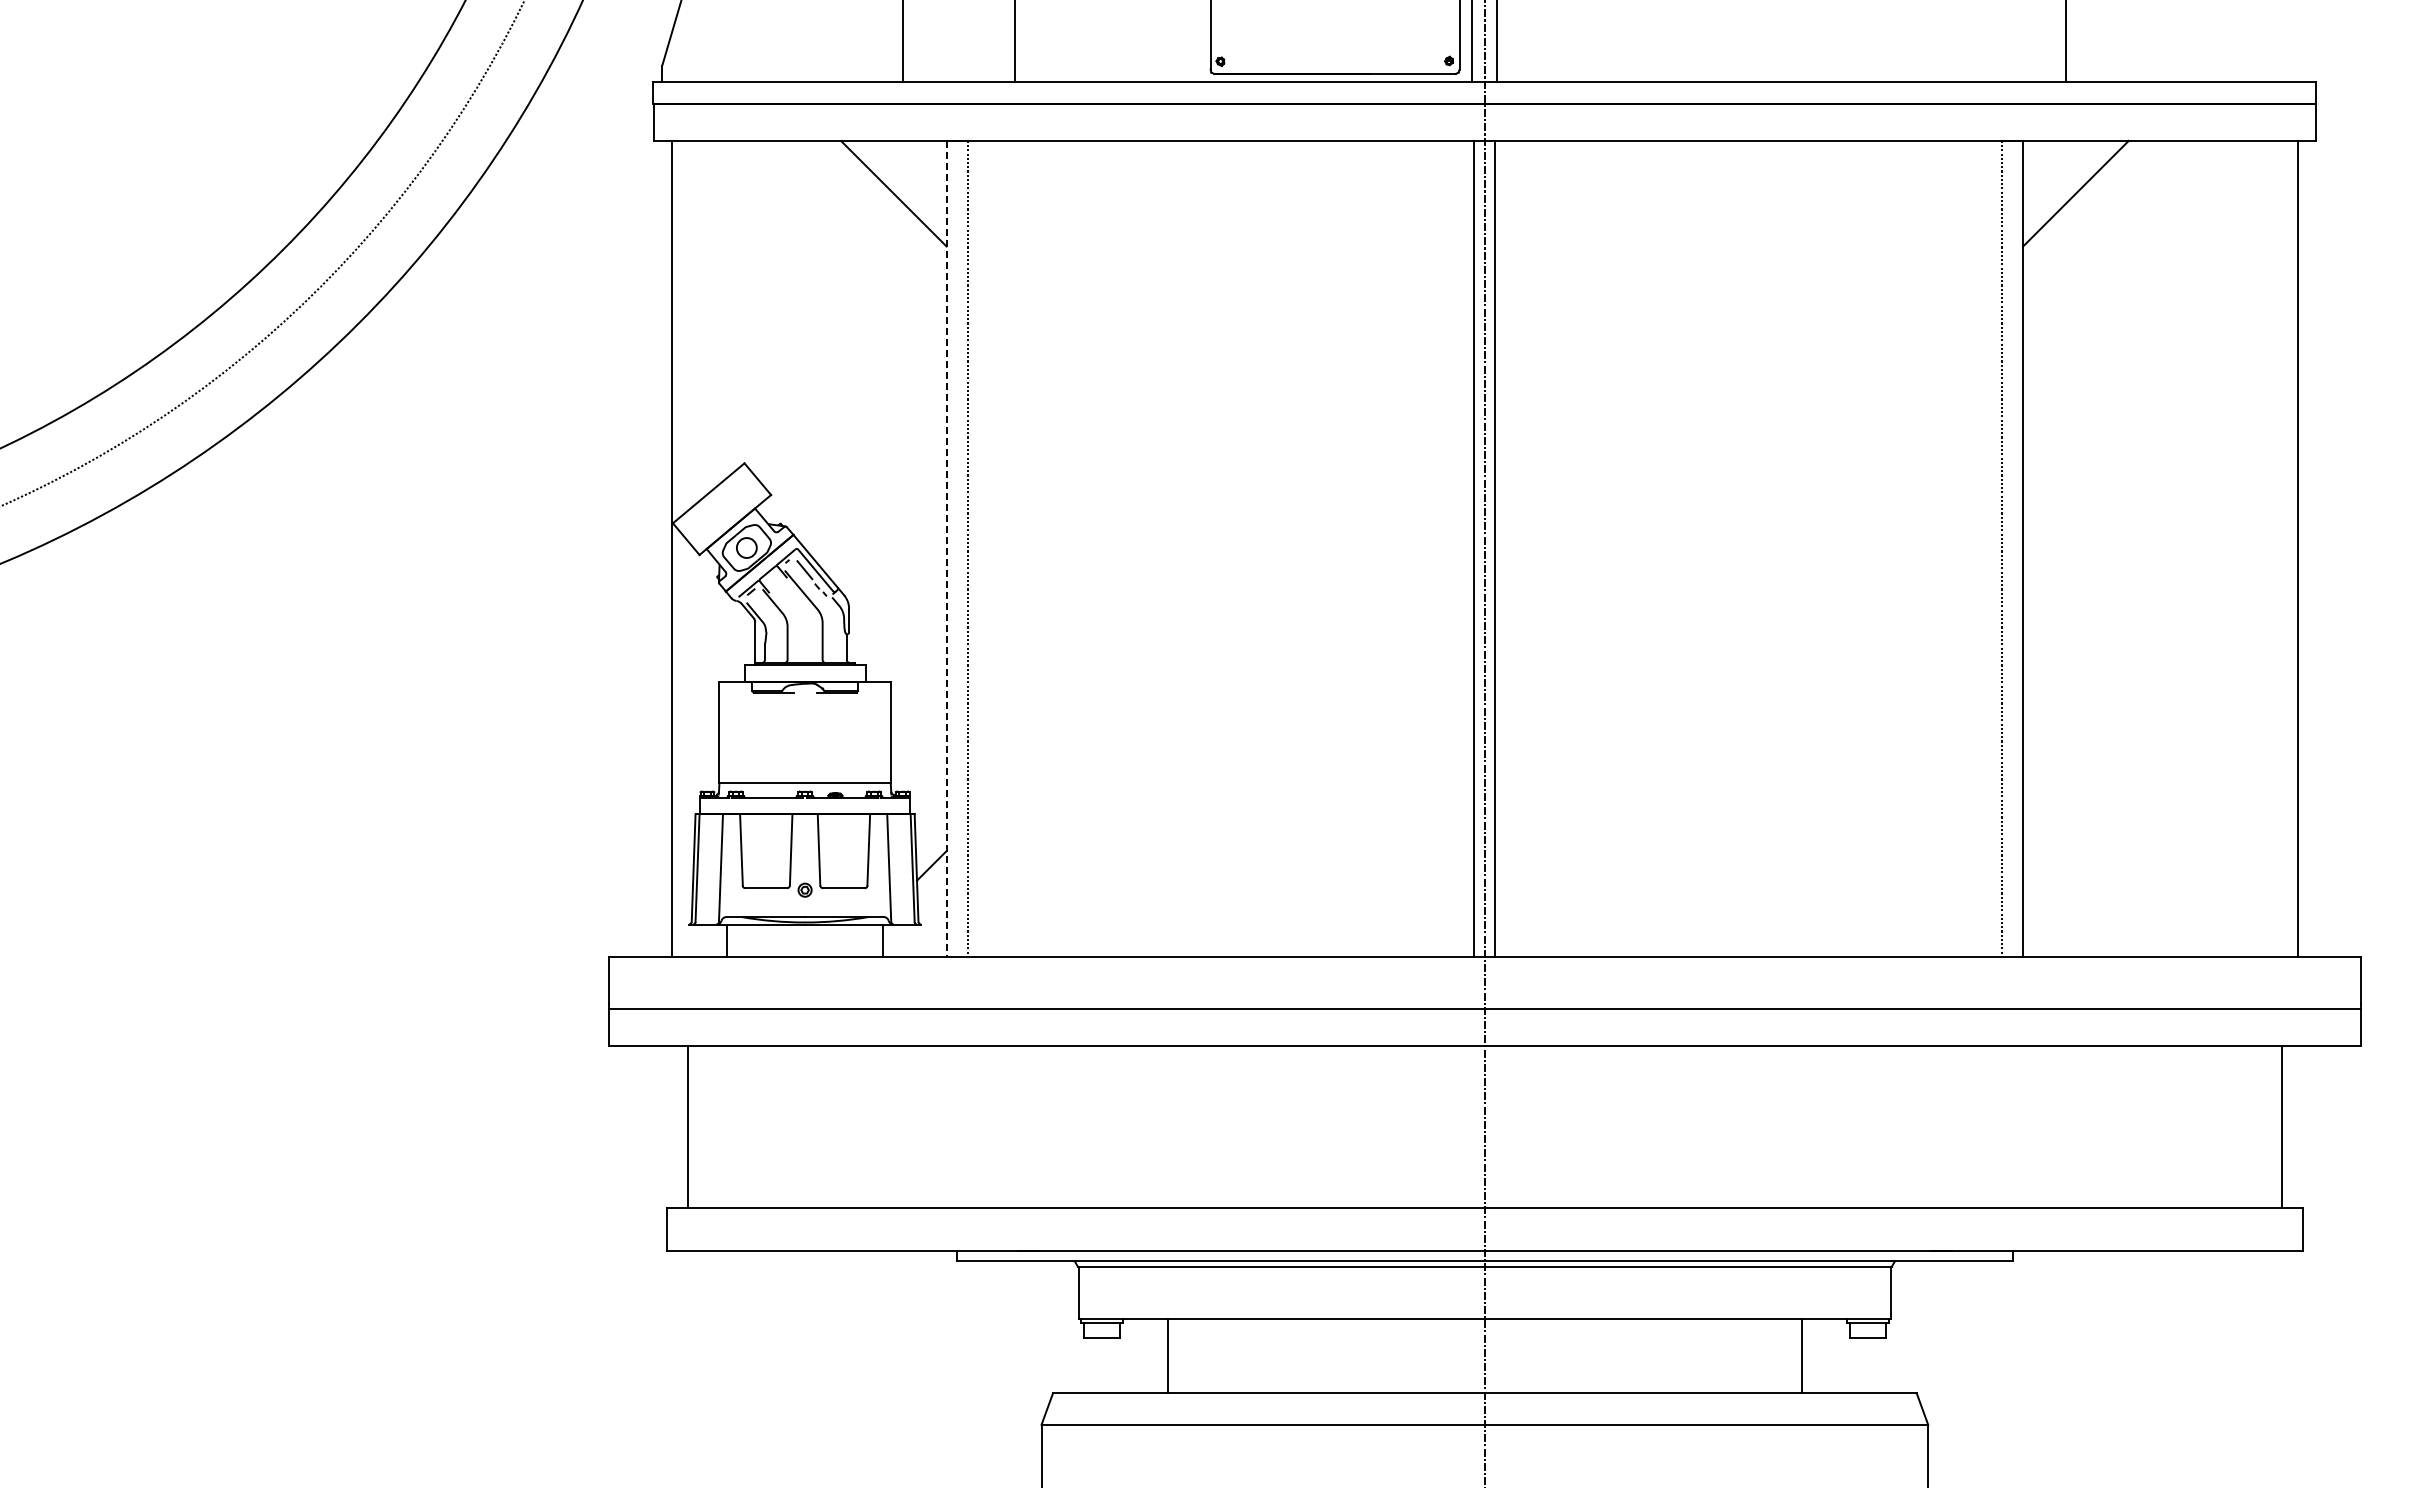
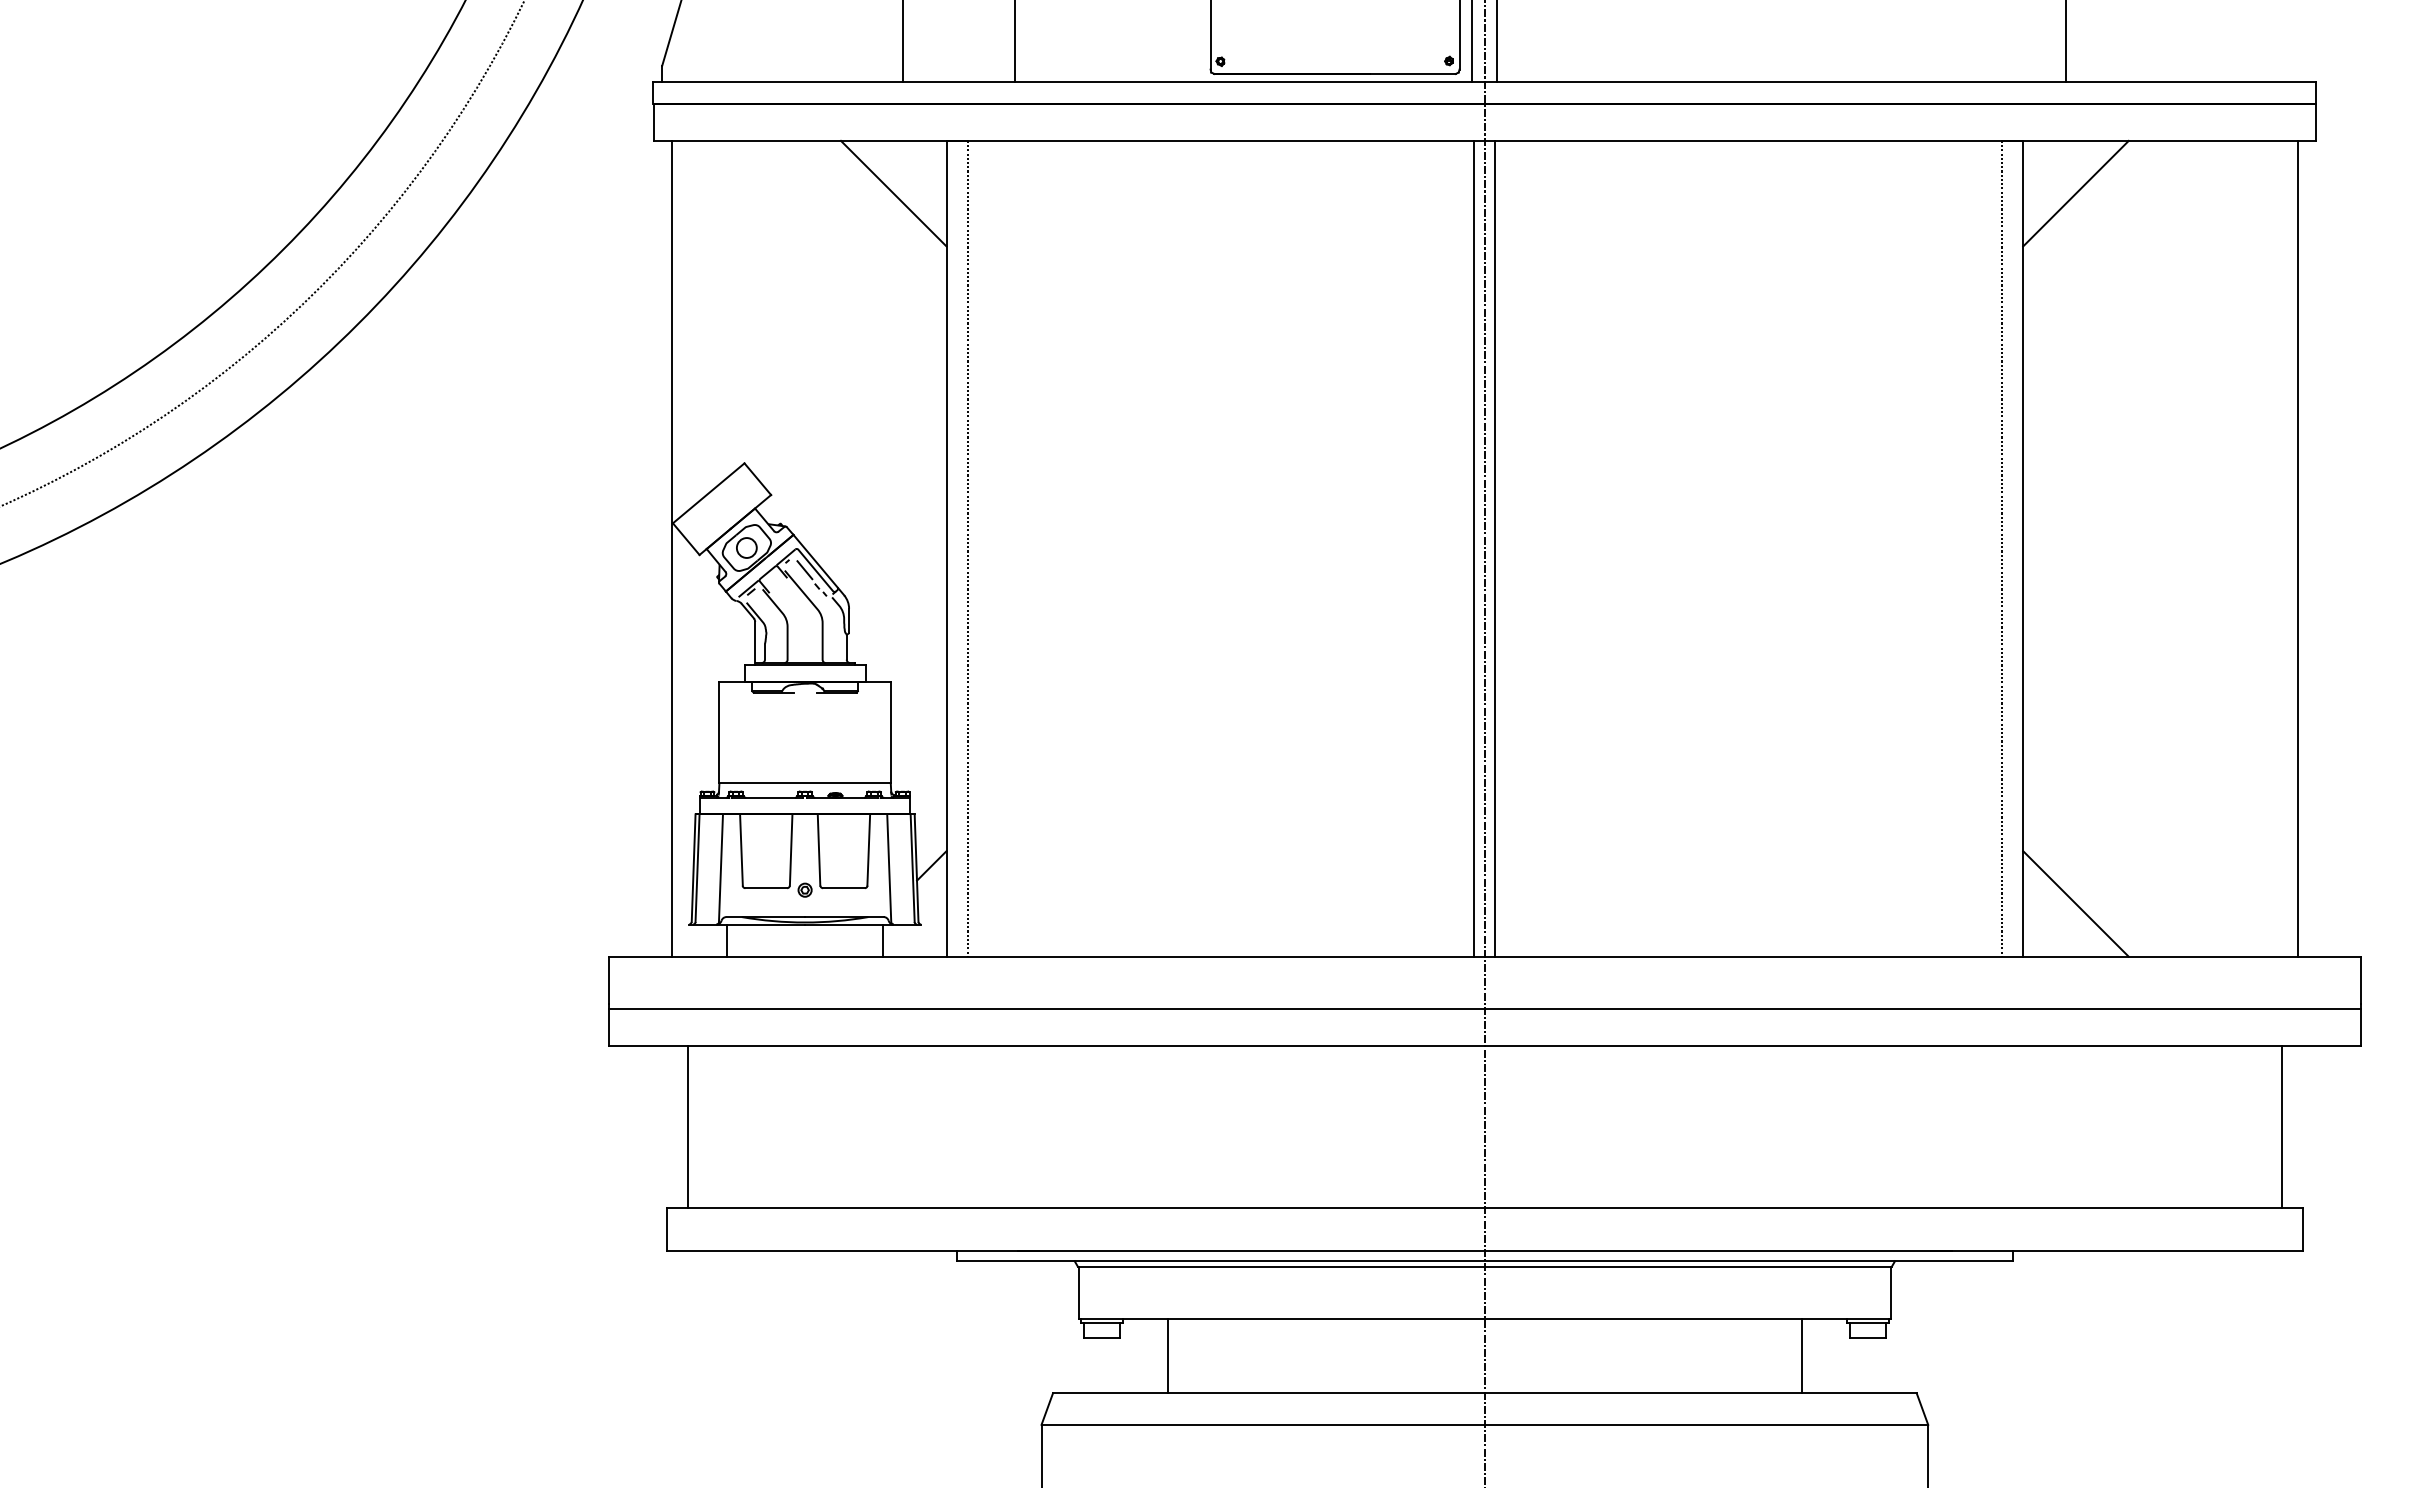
line: dashed -> solid (946, 548)
line: none -> present (2075, 903)
